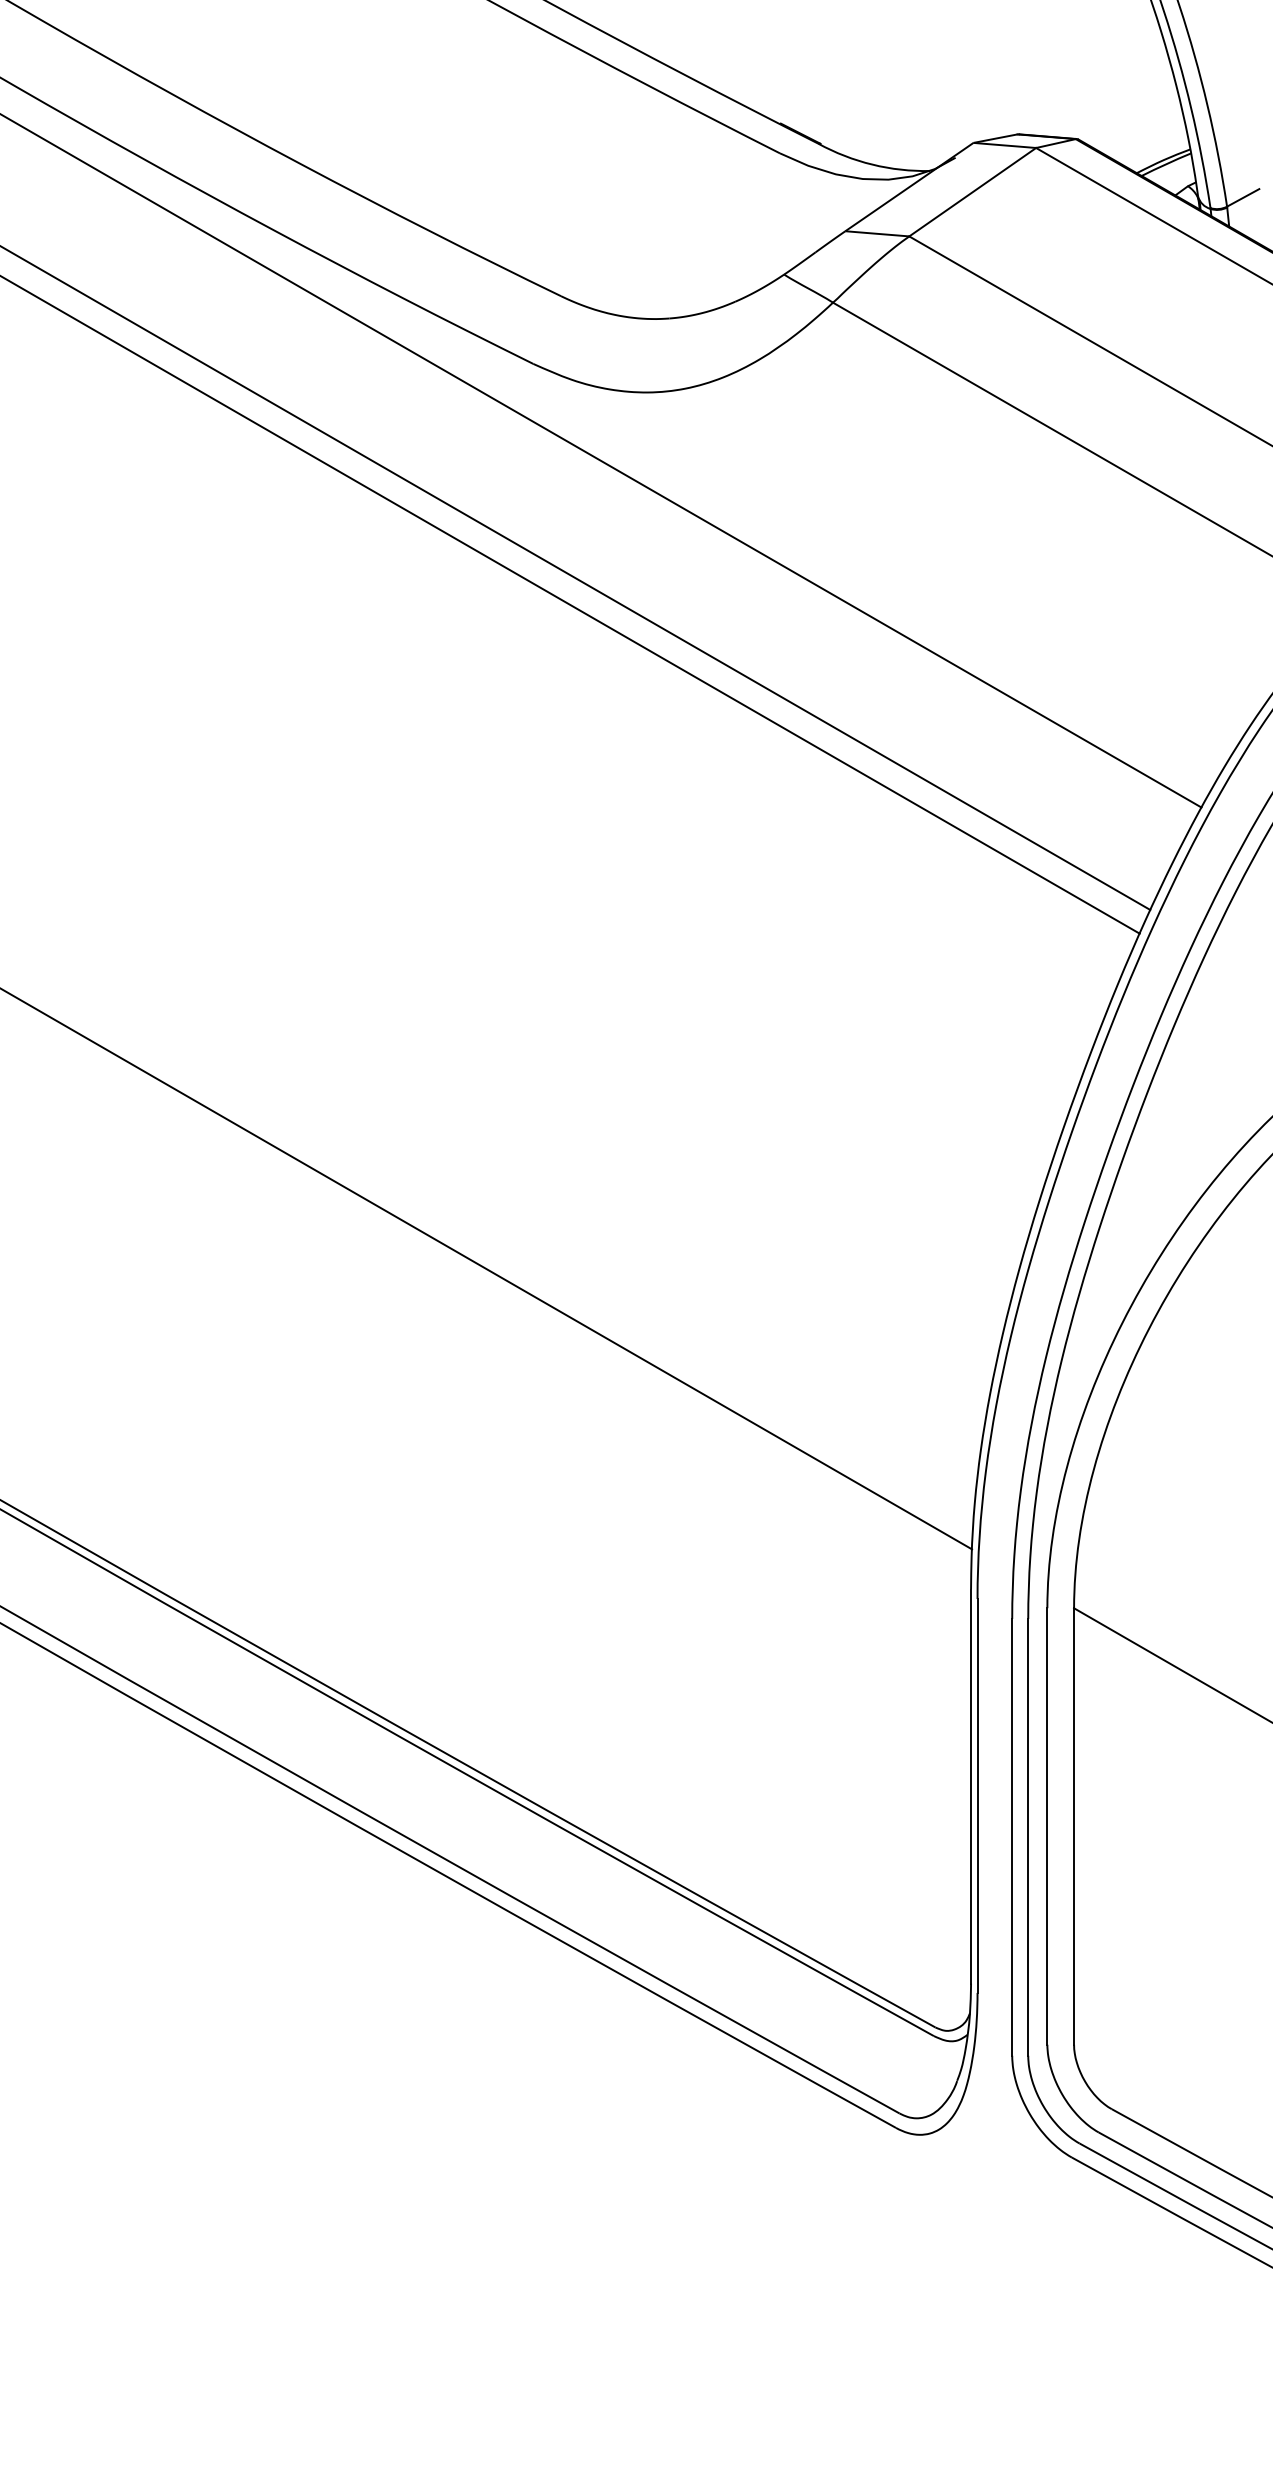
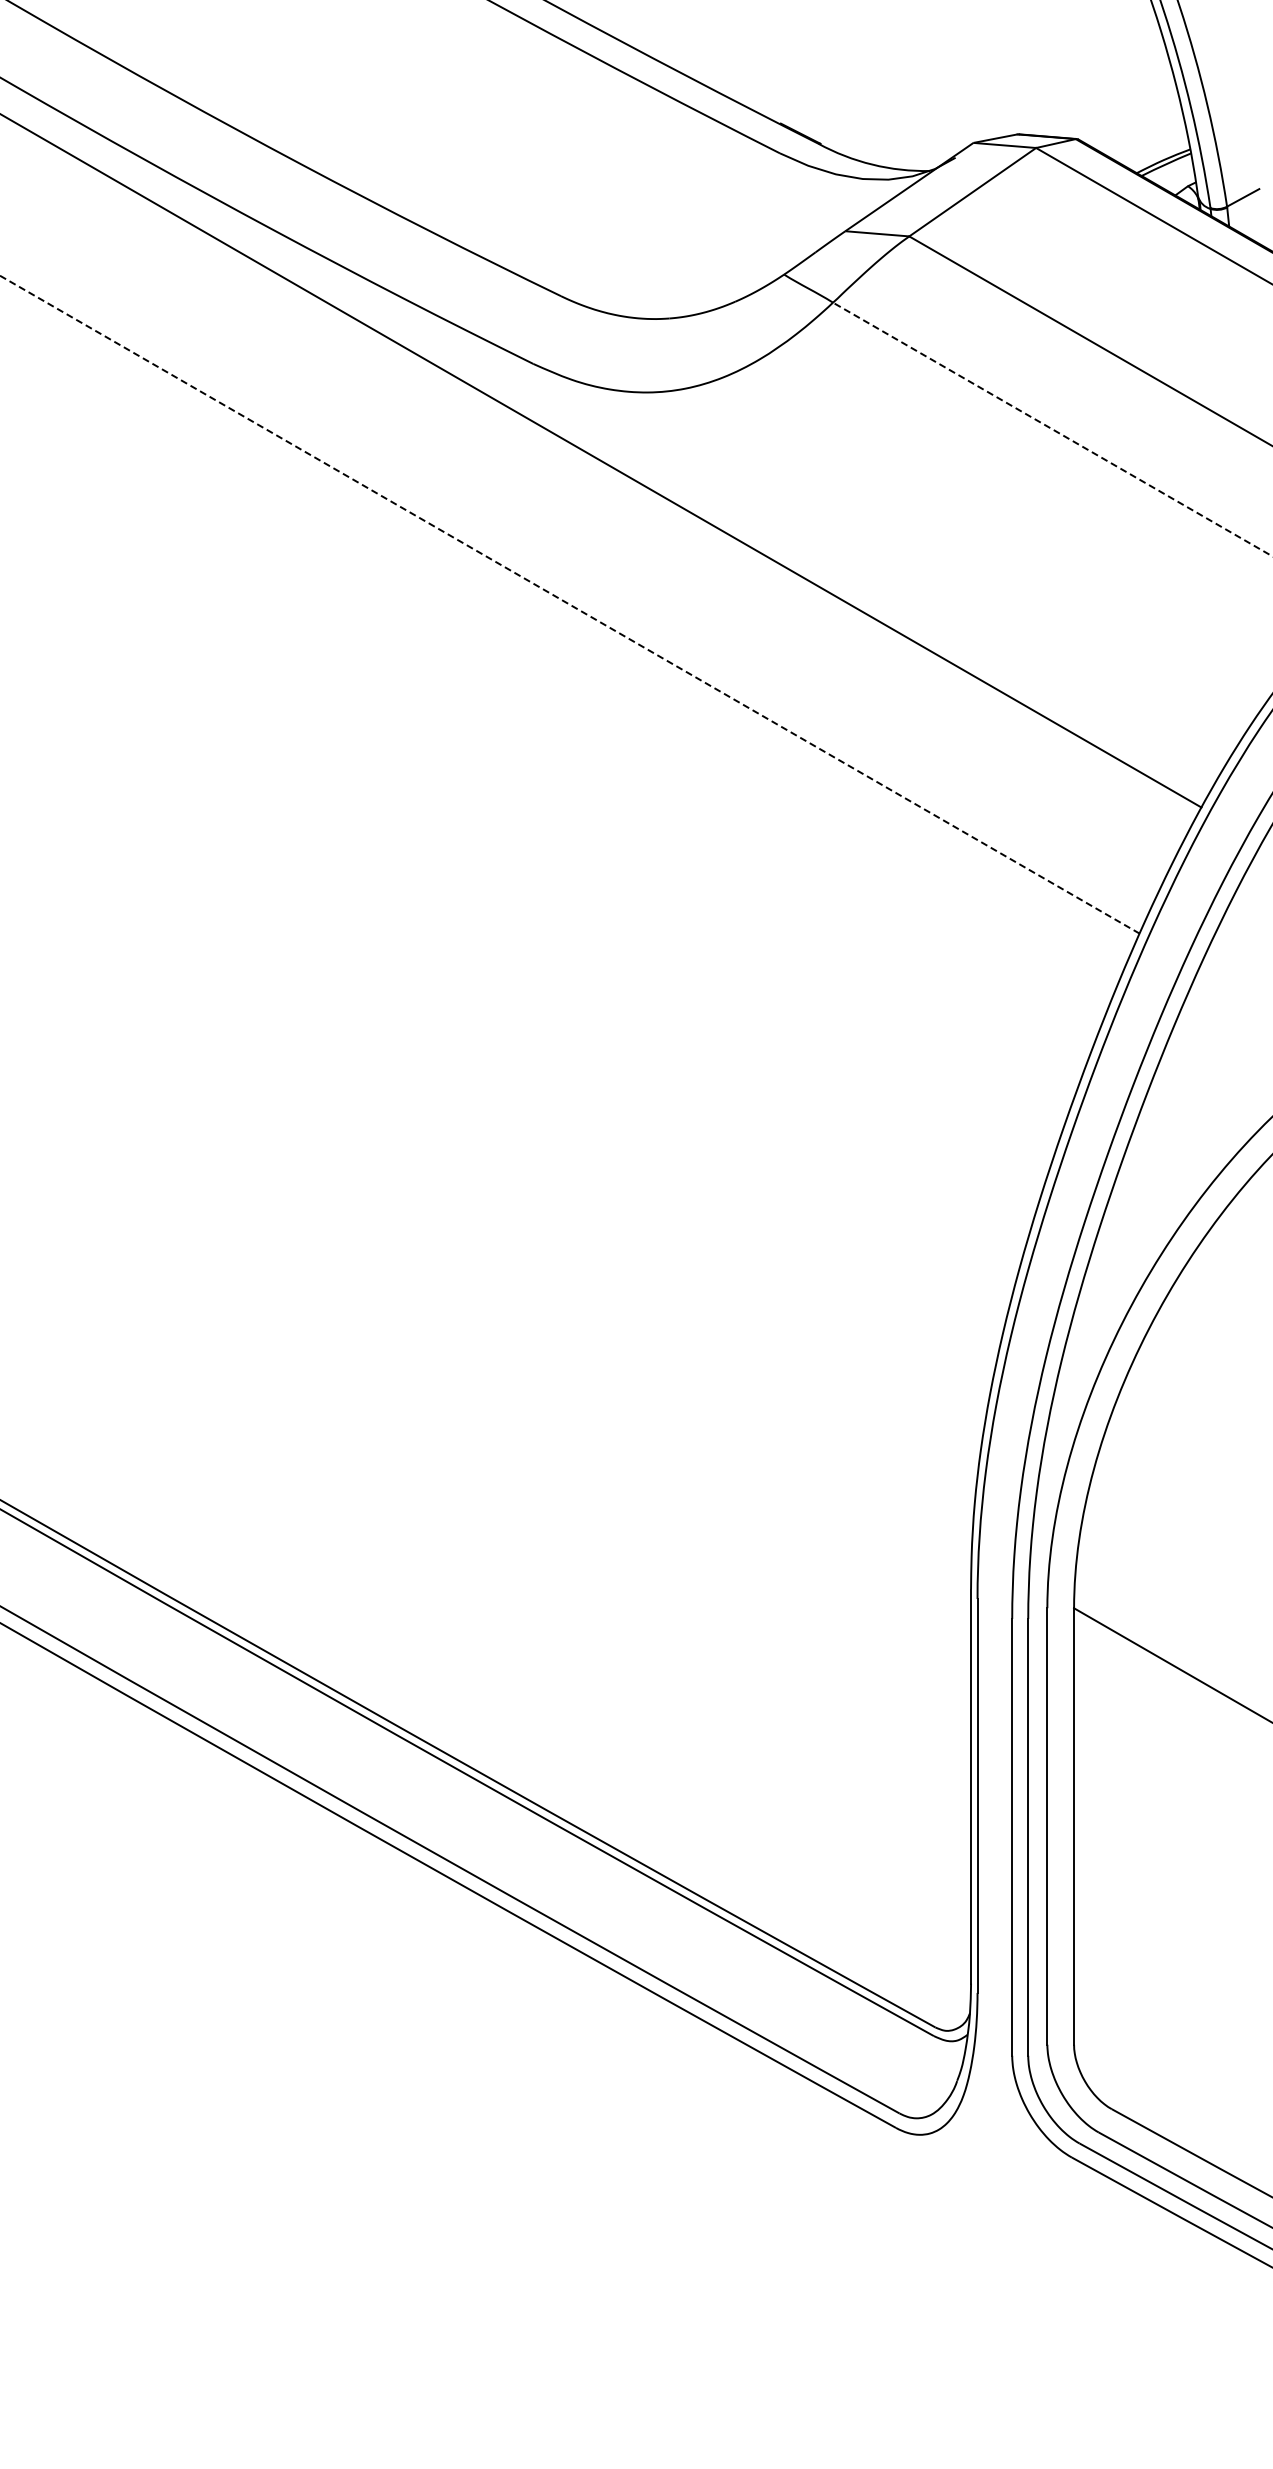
line: solid -> dashed (1052, 429)
line: present -> none (576, 578)
line: solid -> dashed (569, 604)
line: present -> none (487, 1269)
